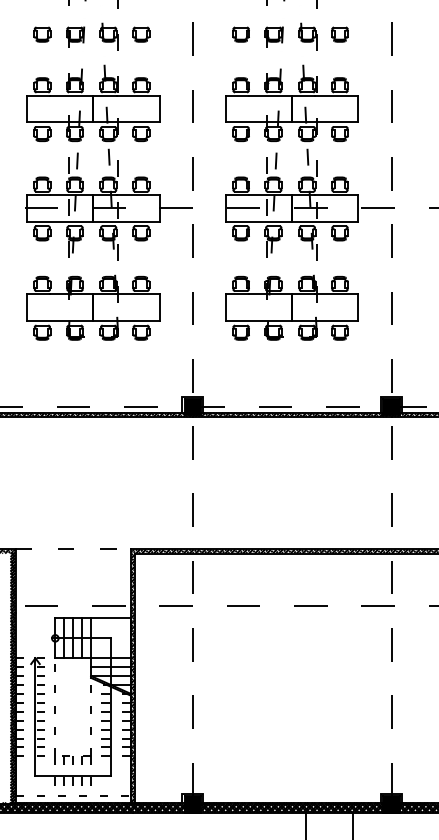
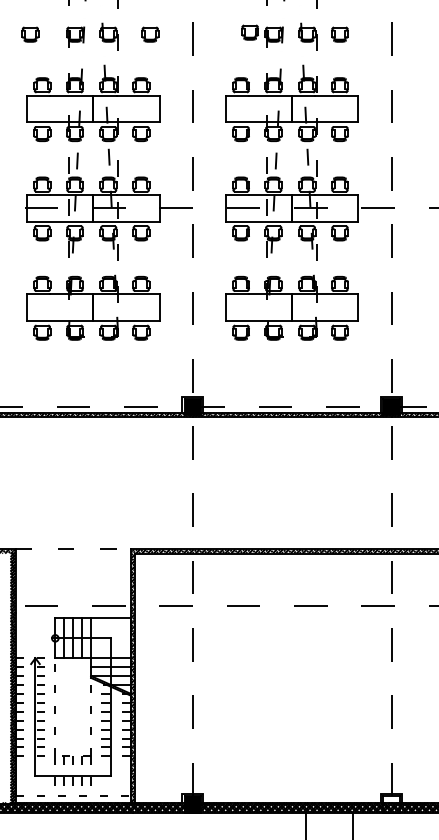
part position: (42, 34) -> (30, 34) (30, 34)
part position: (141, 34) -> (150, 34) (150, 34)
part position: (240, 34) -> (249, 32) (249, 32)
fill: present -> none (391, 804)
